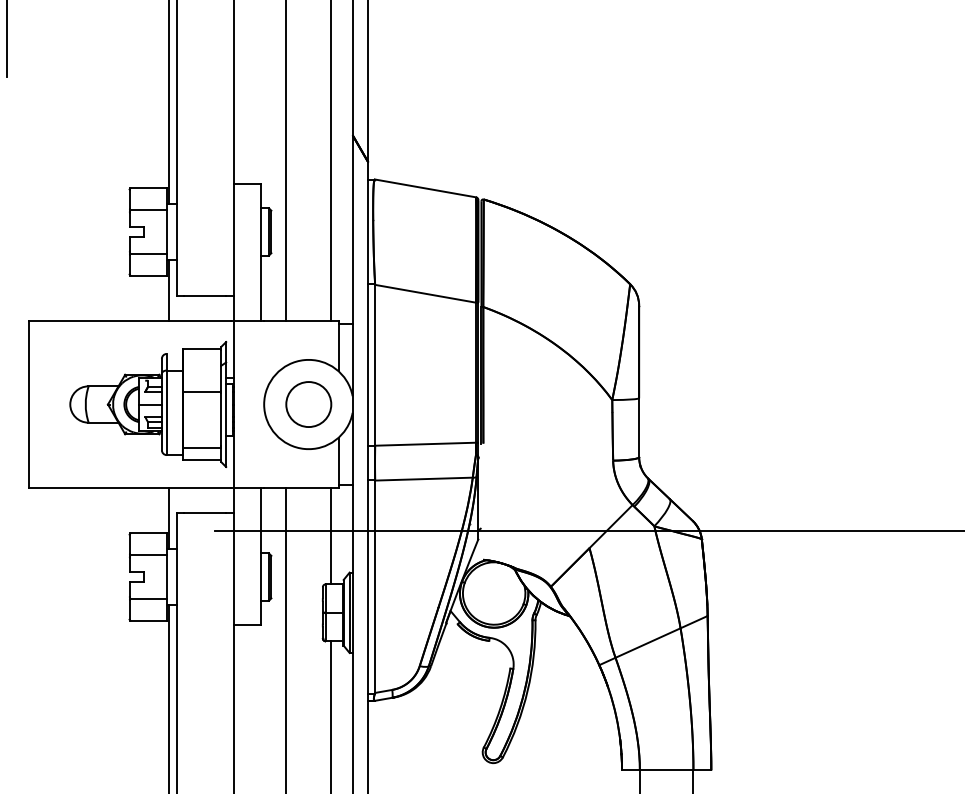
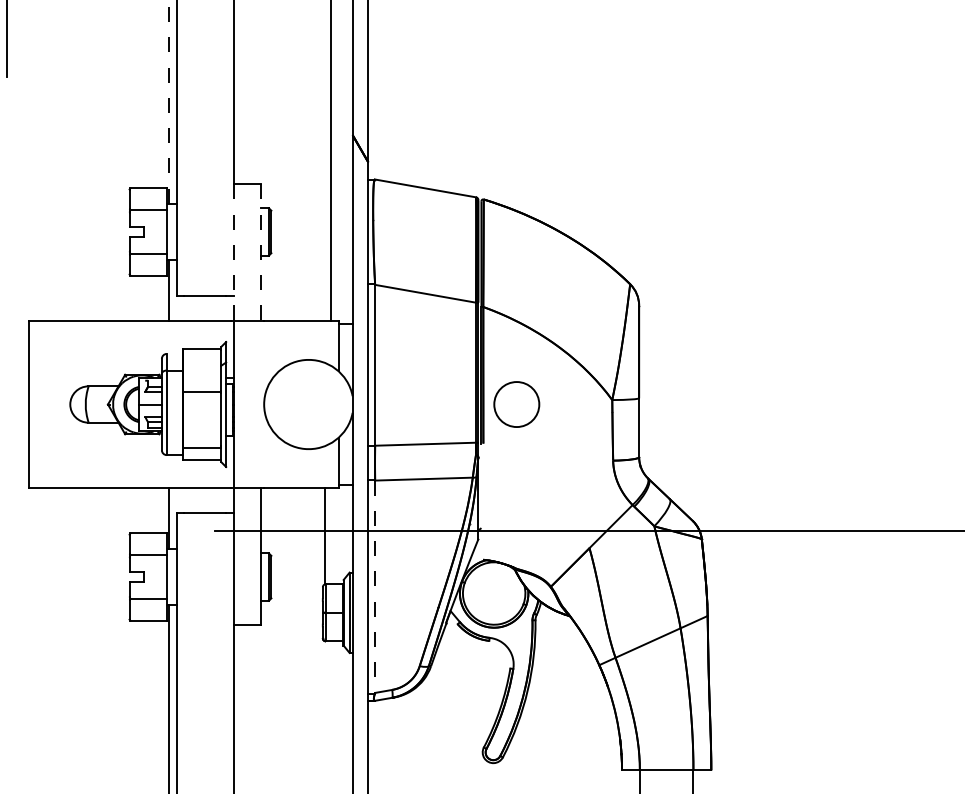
line: solid -> dashed (169, 101)
line: present -> none (286, 161)
line: solid -> dashed (233, 253)
line: solid -> dashed (261, 253)
circle position: (308, 404) -> (516, 404) (516, 404)
line position: (330, 535) -> (324, 535) (324, 535)
line: solid -> dashed (375, 587)
line: present -> none (286, 638)
line: present -> none (330, 715)
